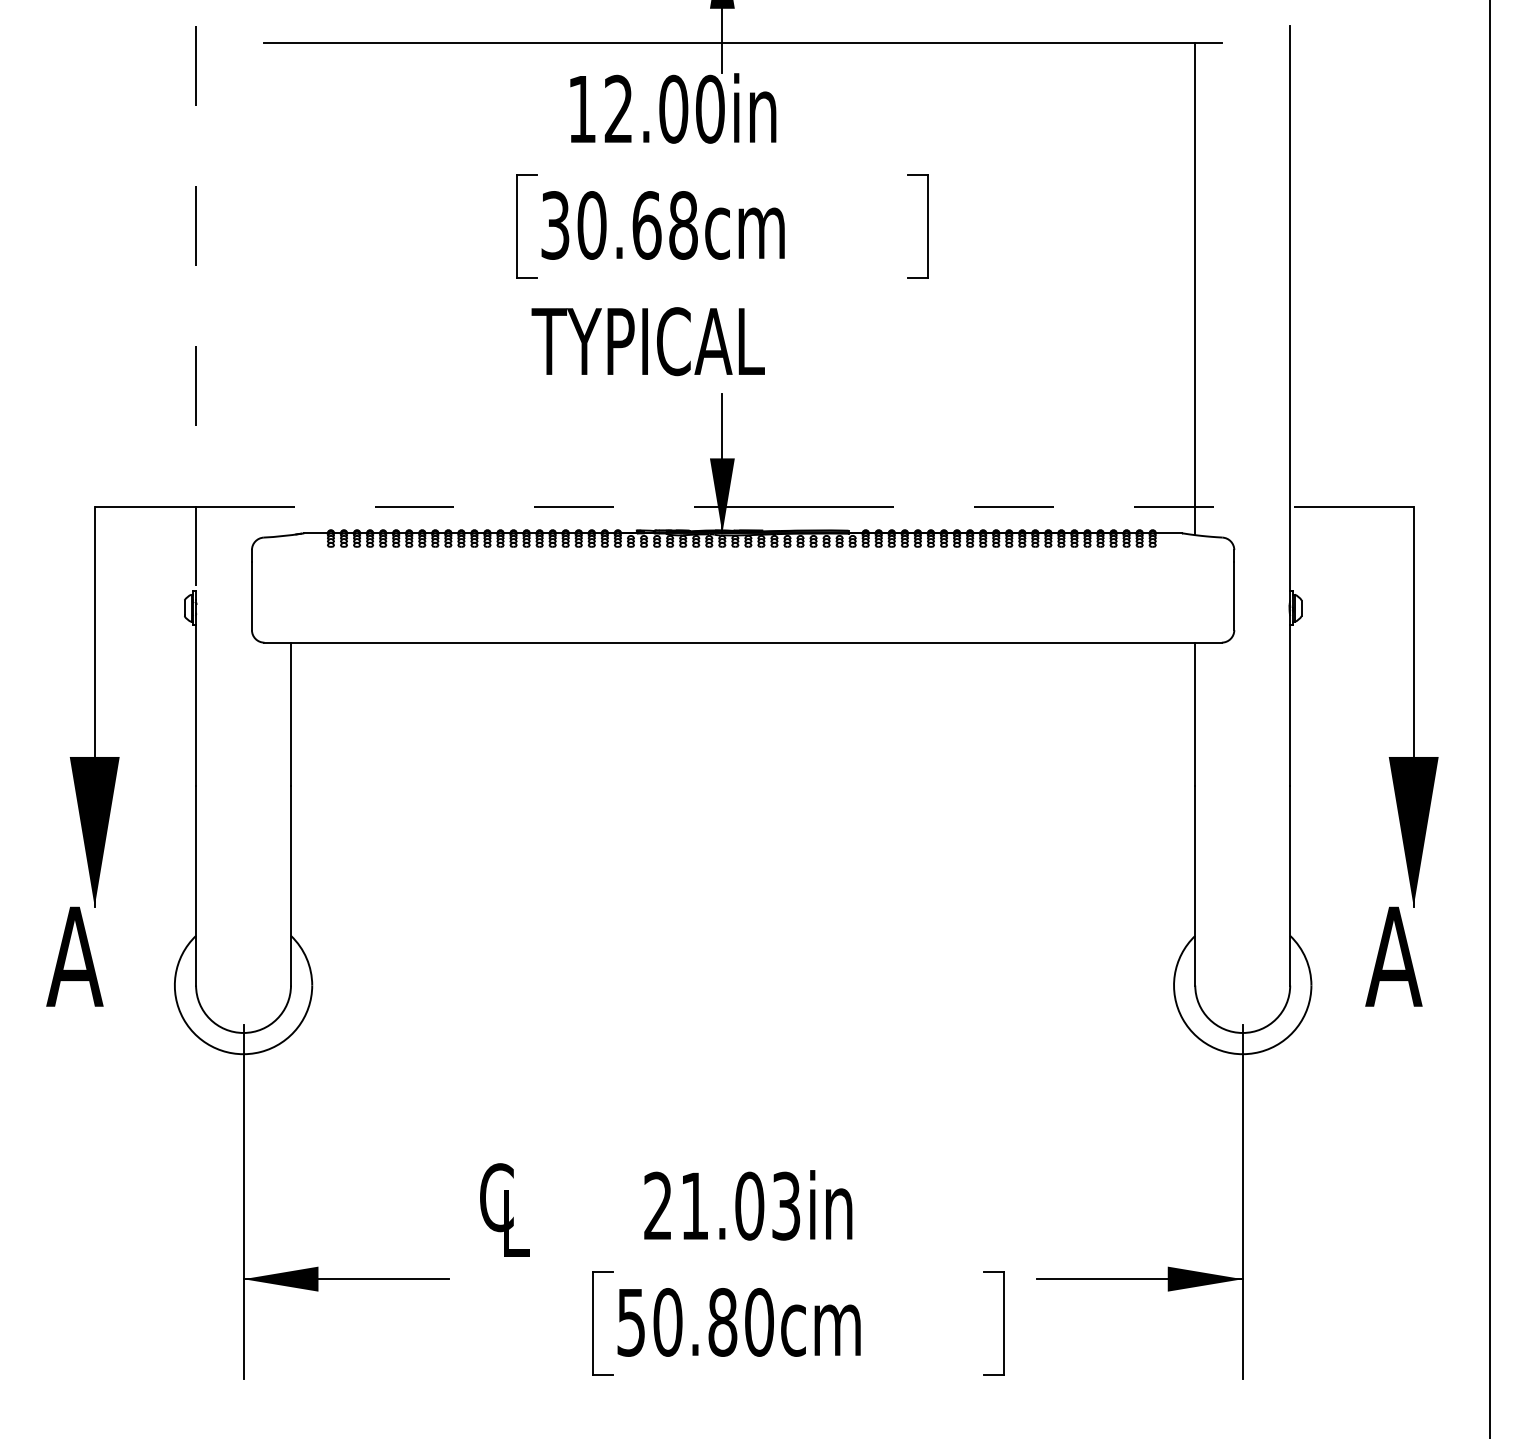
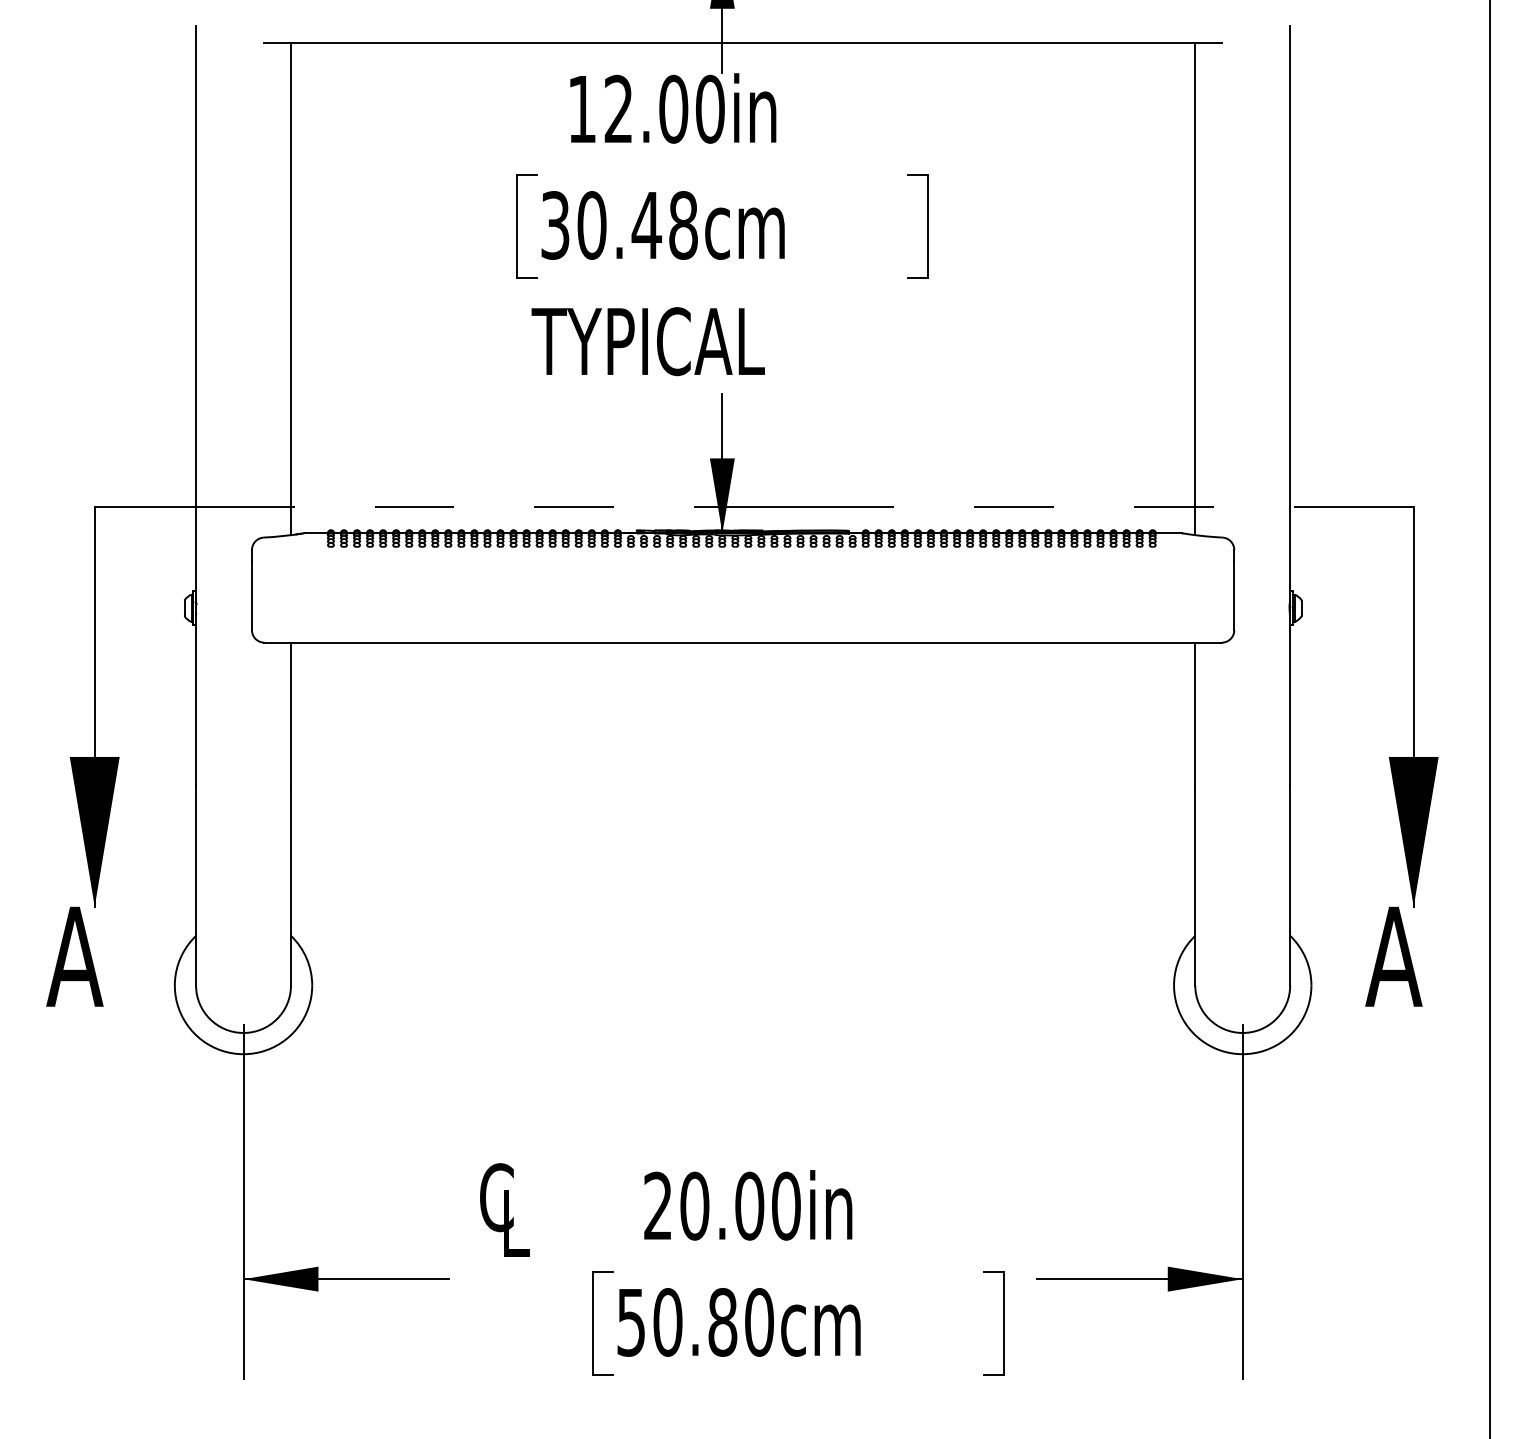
text: 30.68cm -> 30.48cm (646, 225)
line: none -> present (291, 289)
line: dashed -> solid (196, 308)
text: 21.03in -> 20.00in (740, 1205)
